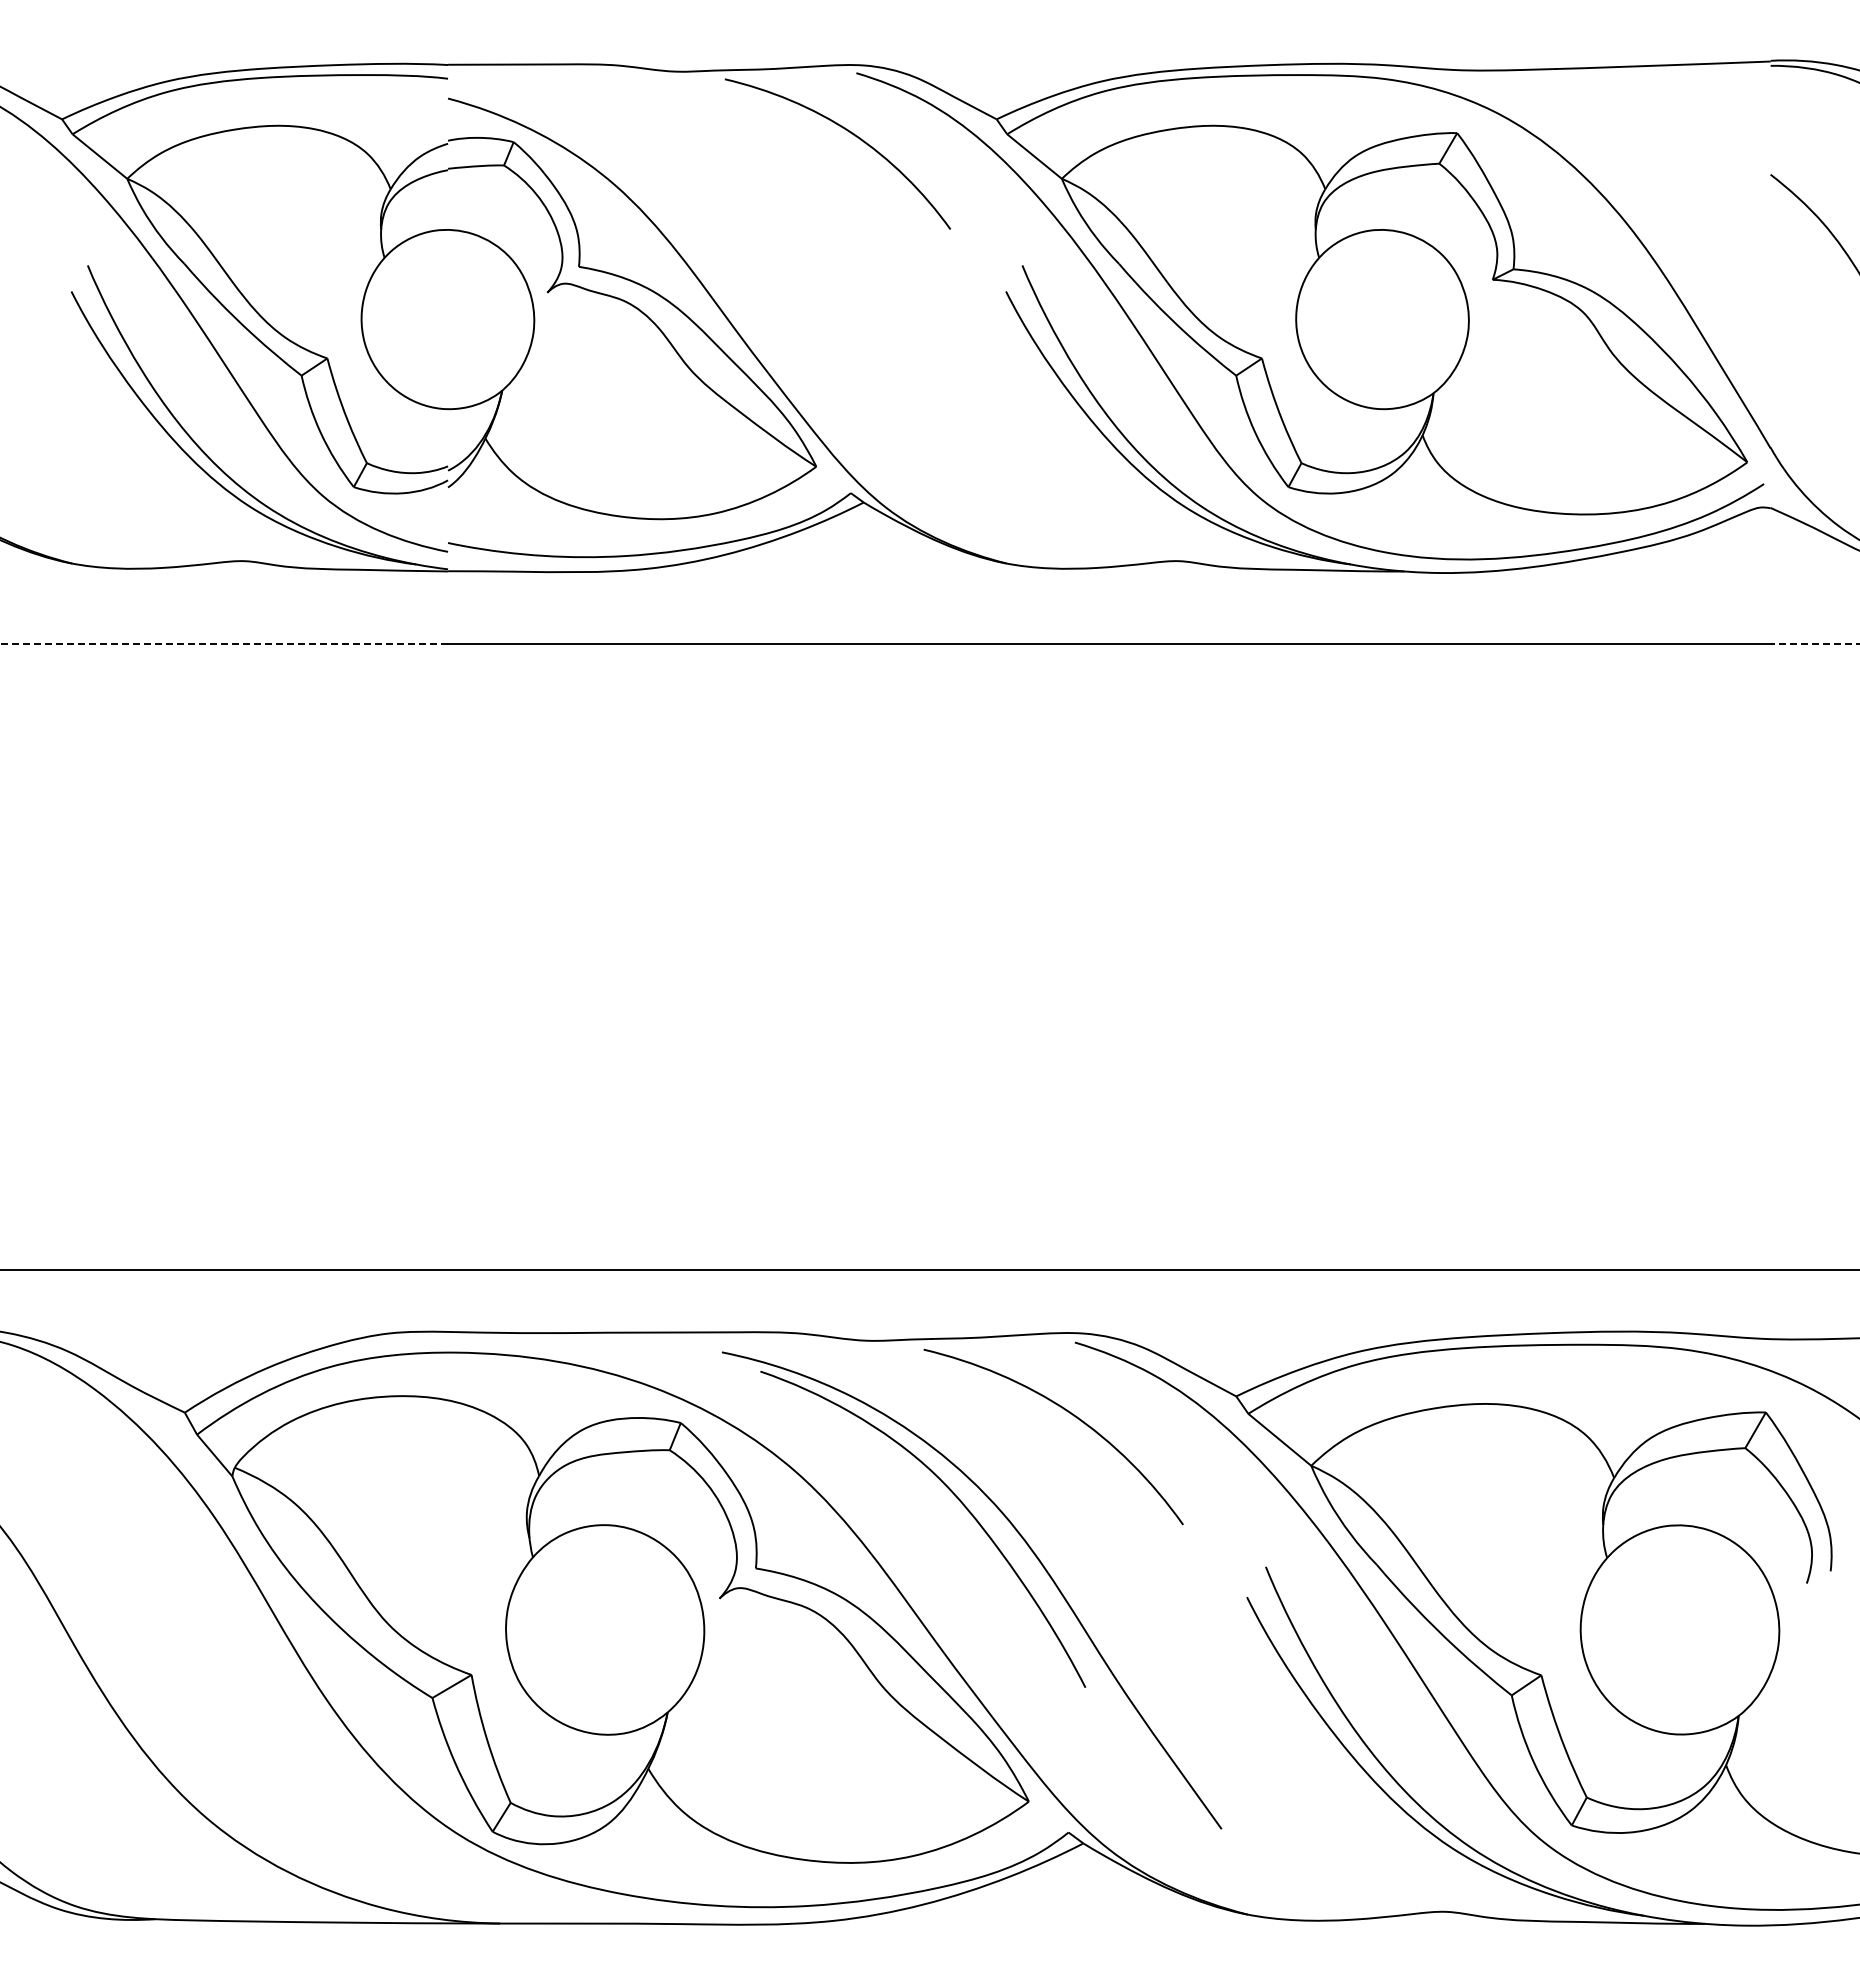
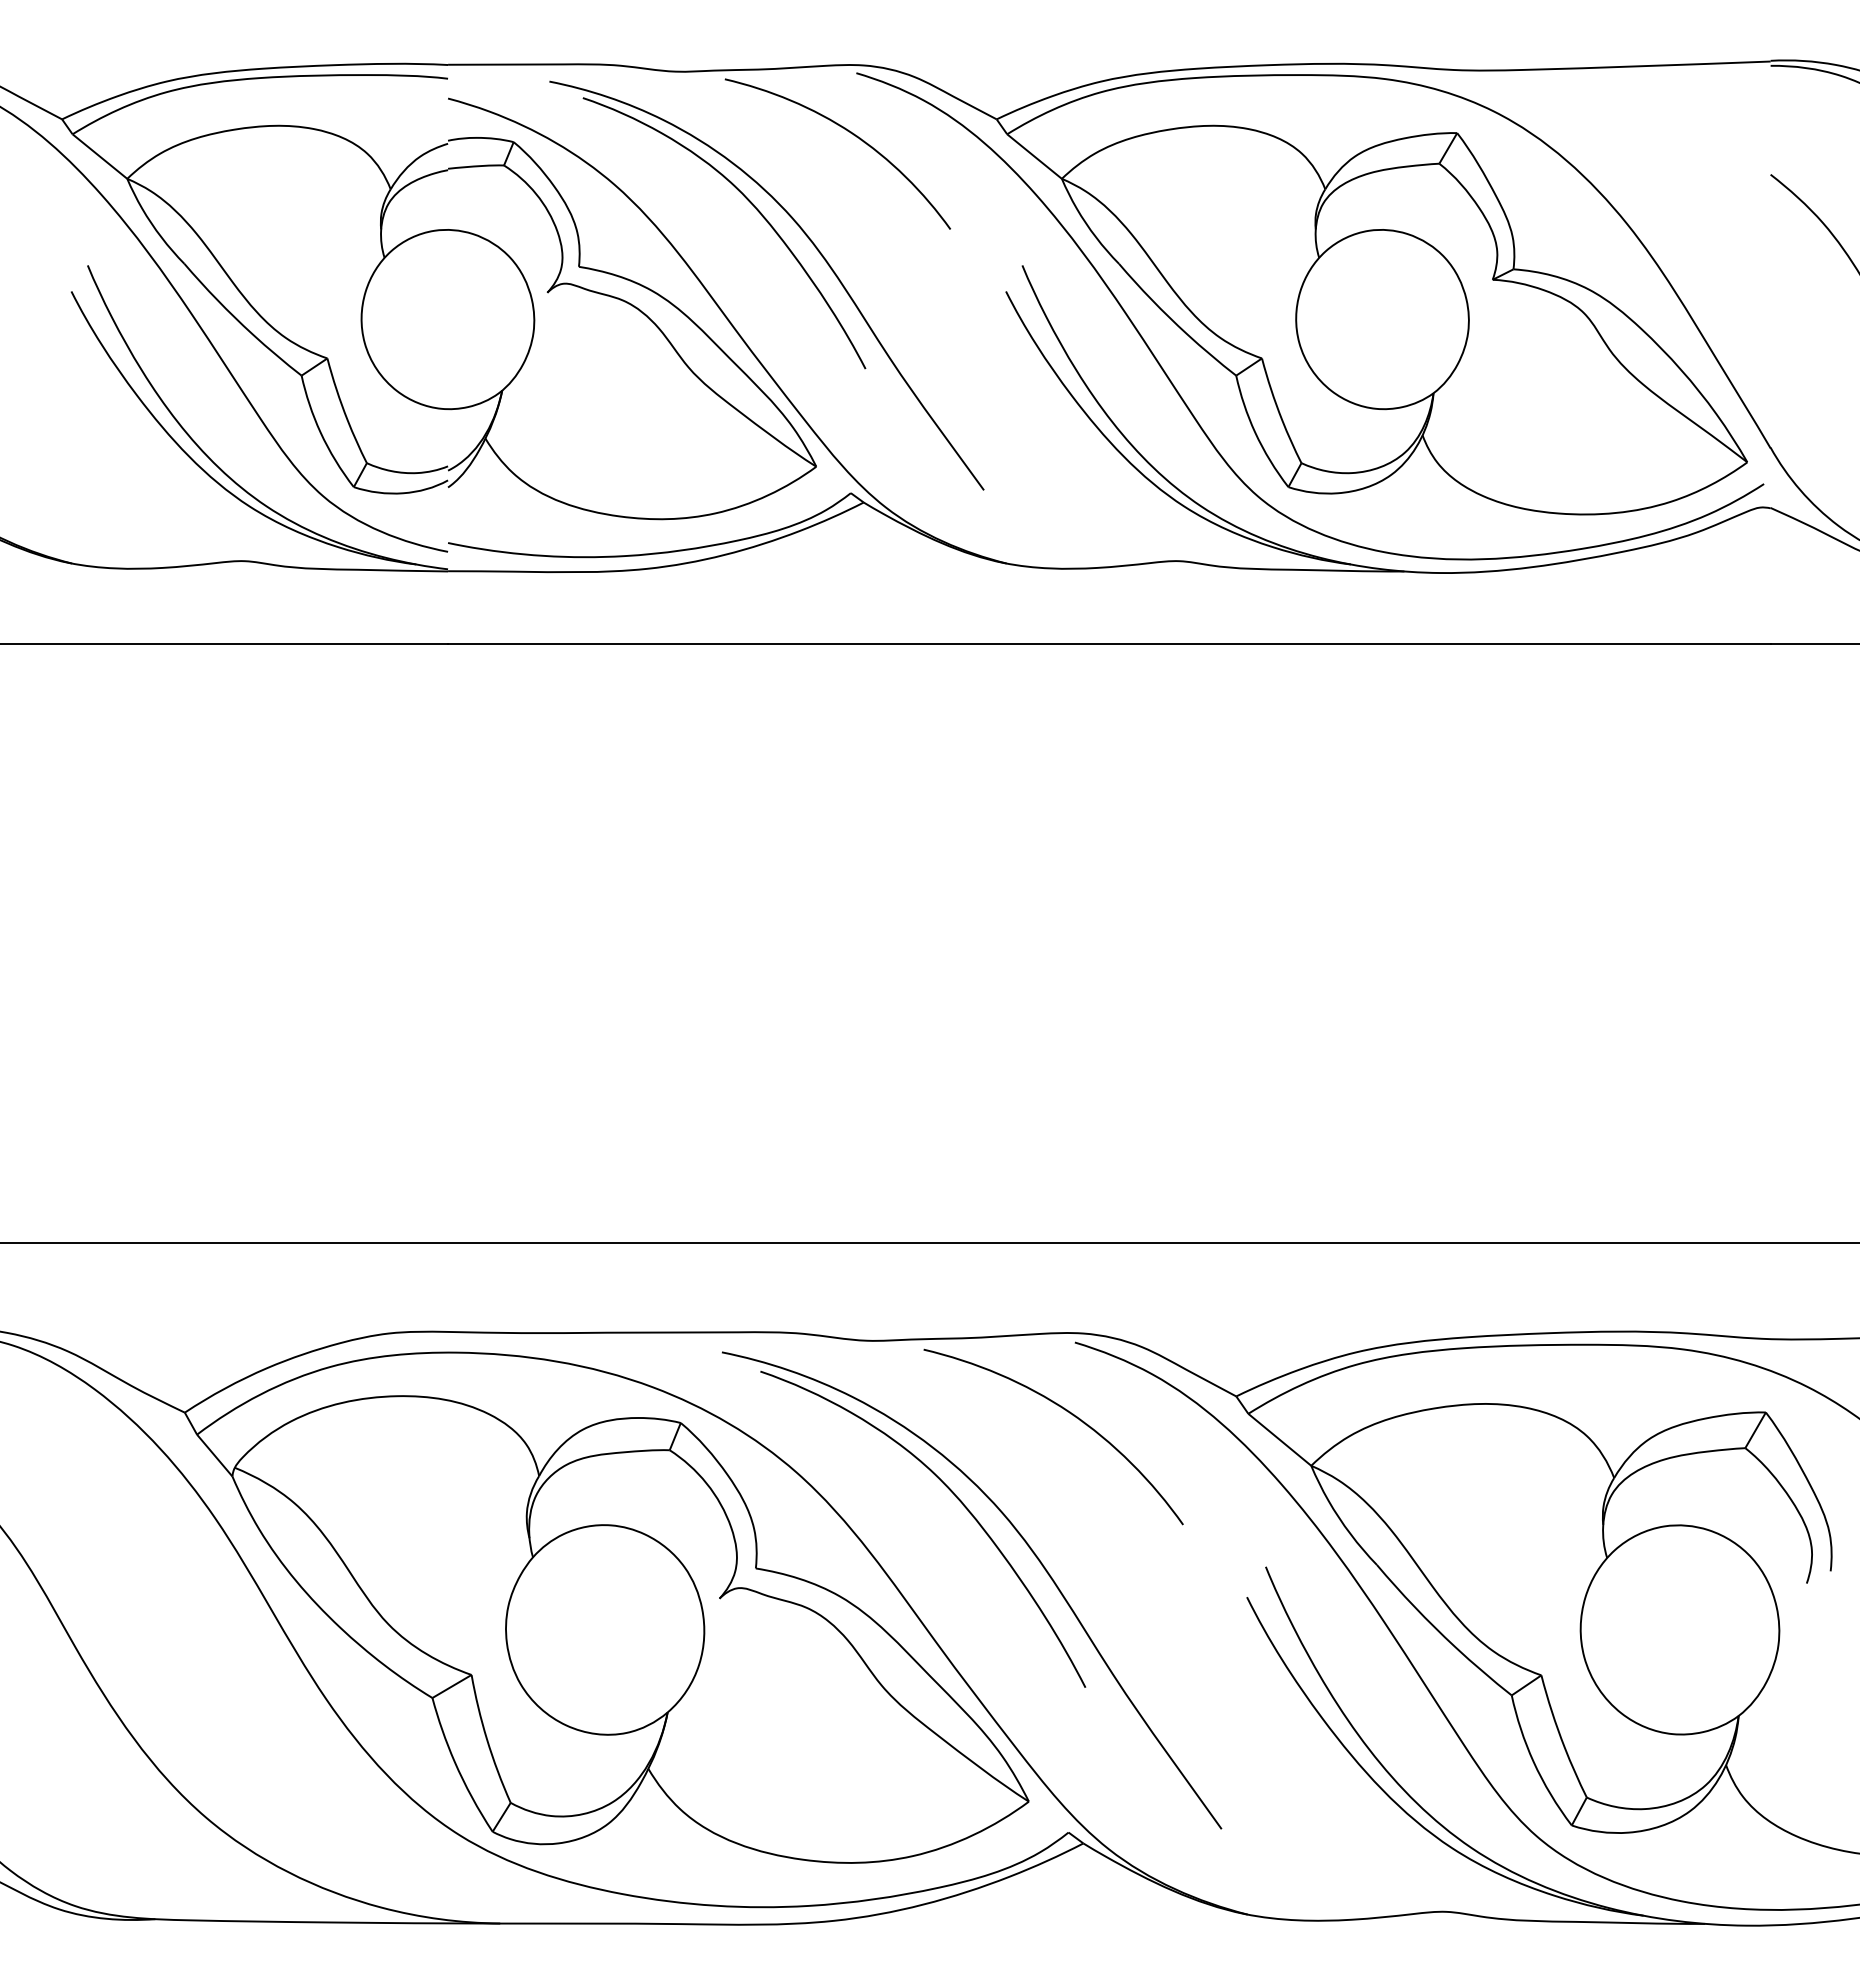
part: none -> present (797, 262)
line: dashed -> solid (224, 643)
line: dashed -> solid (1814, 643)
line position: (929, 1270) -> (929, 1243) (929, 1243)
